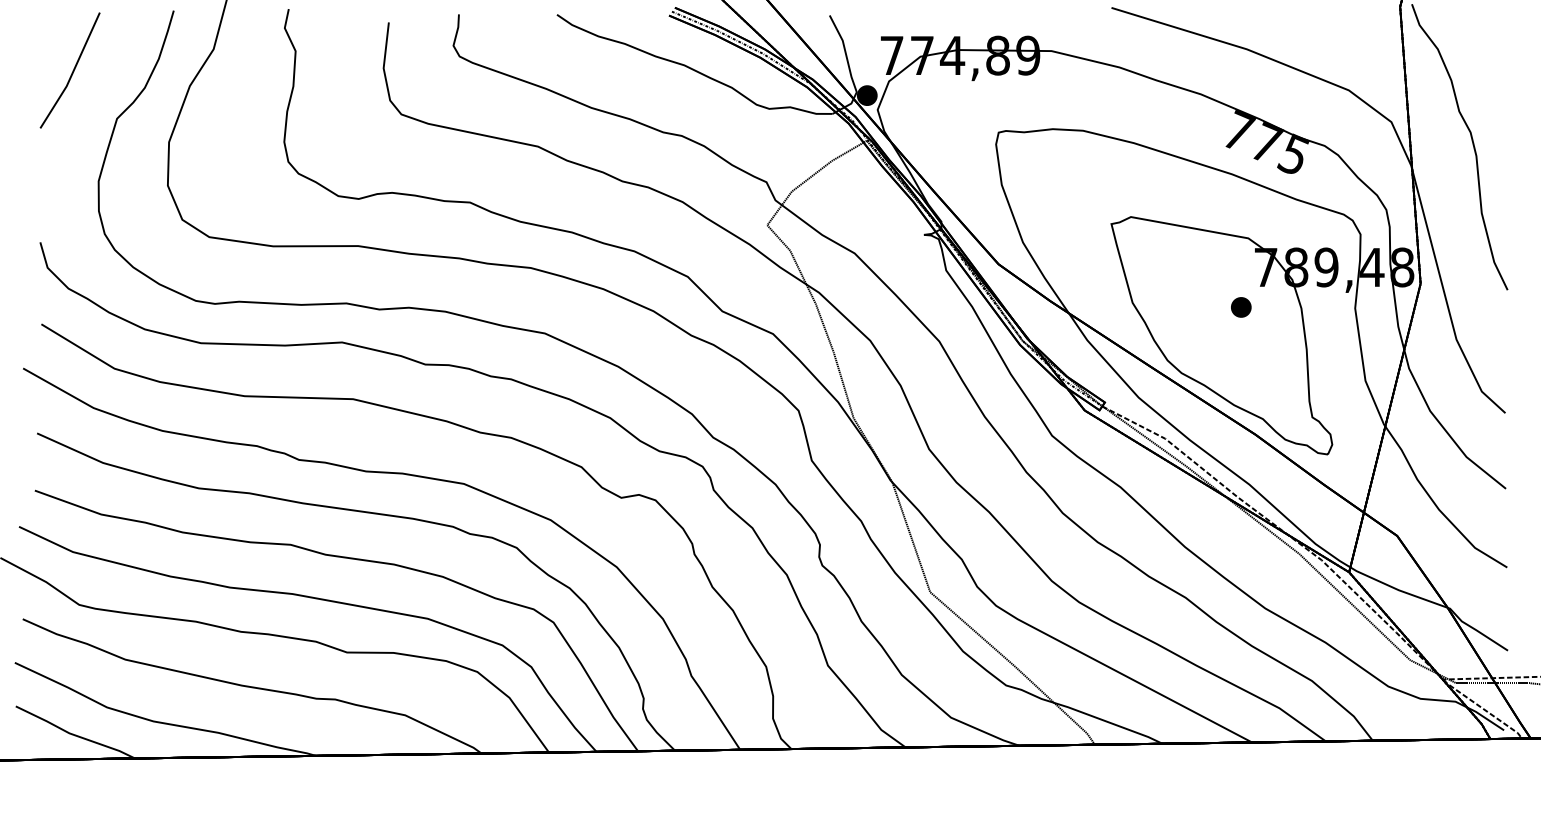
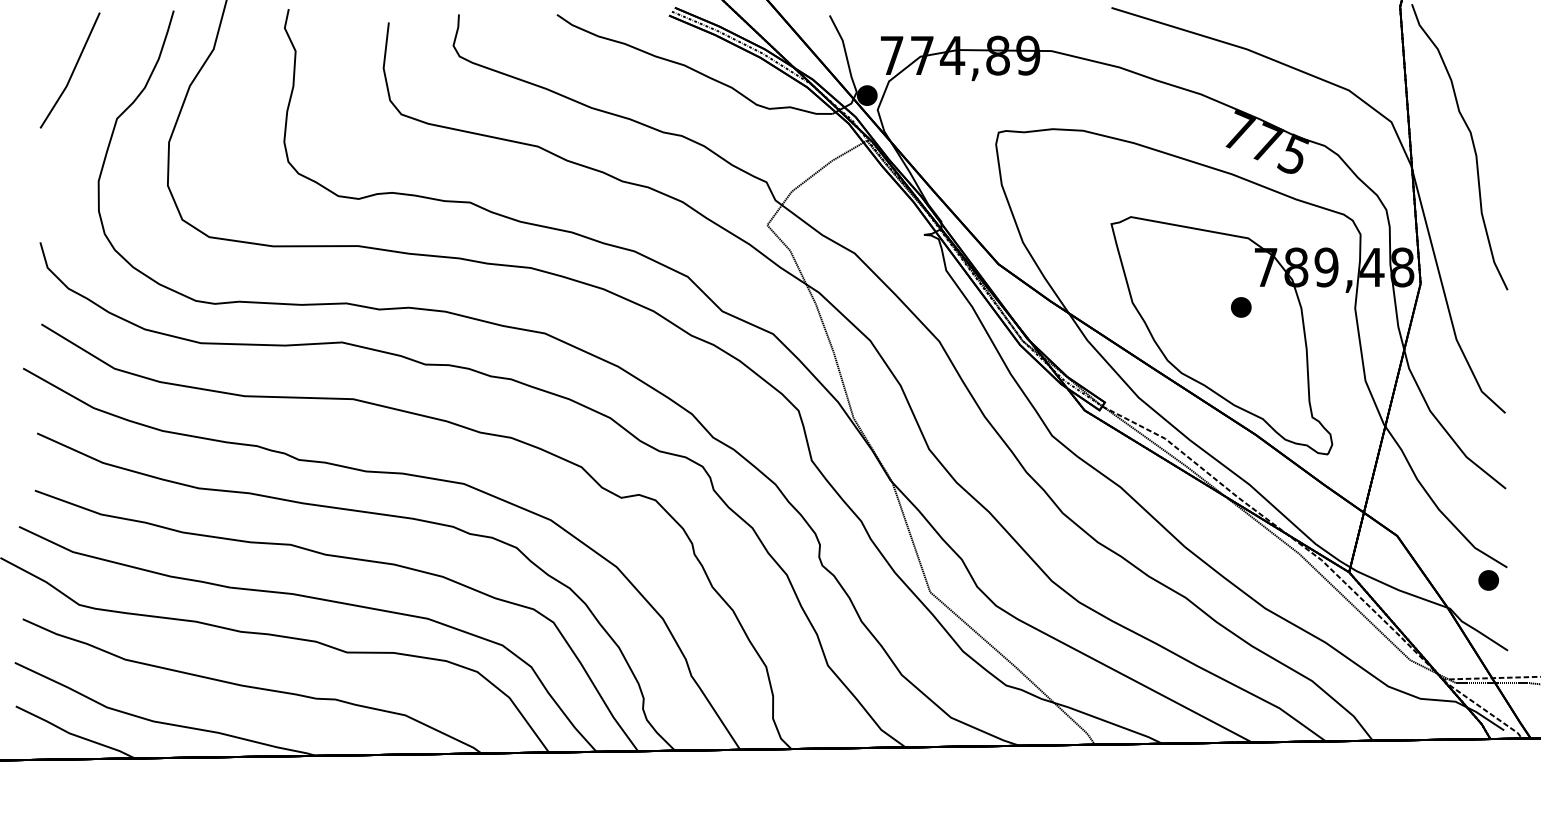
part: none -> present (1488, 580)
